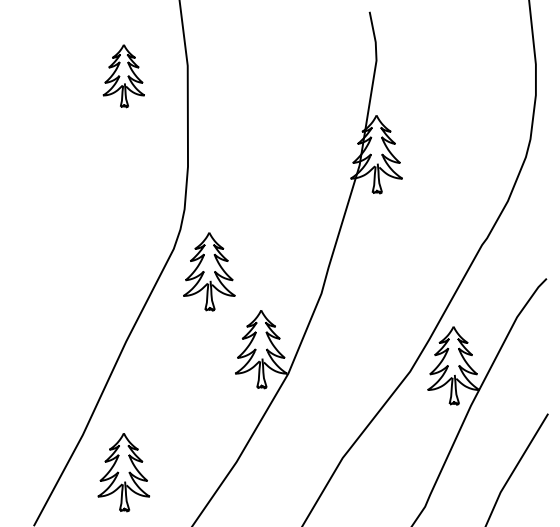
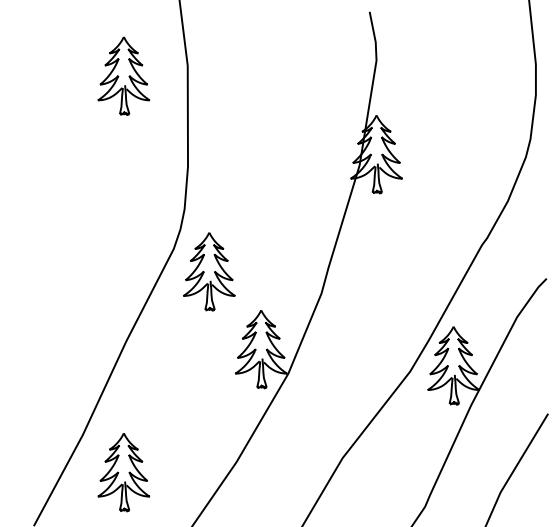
part size: 43x65 px -> 54x80 px (123, 75)
